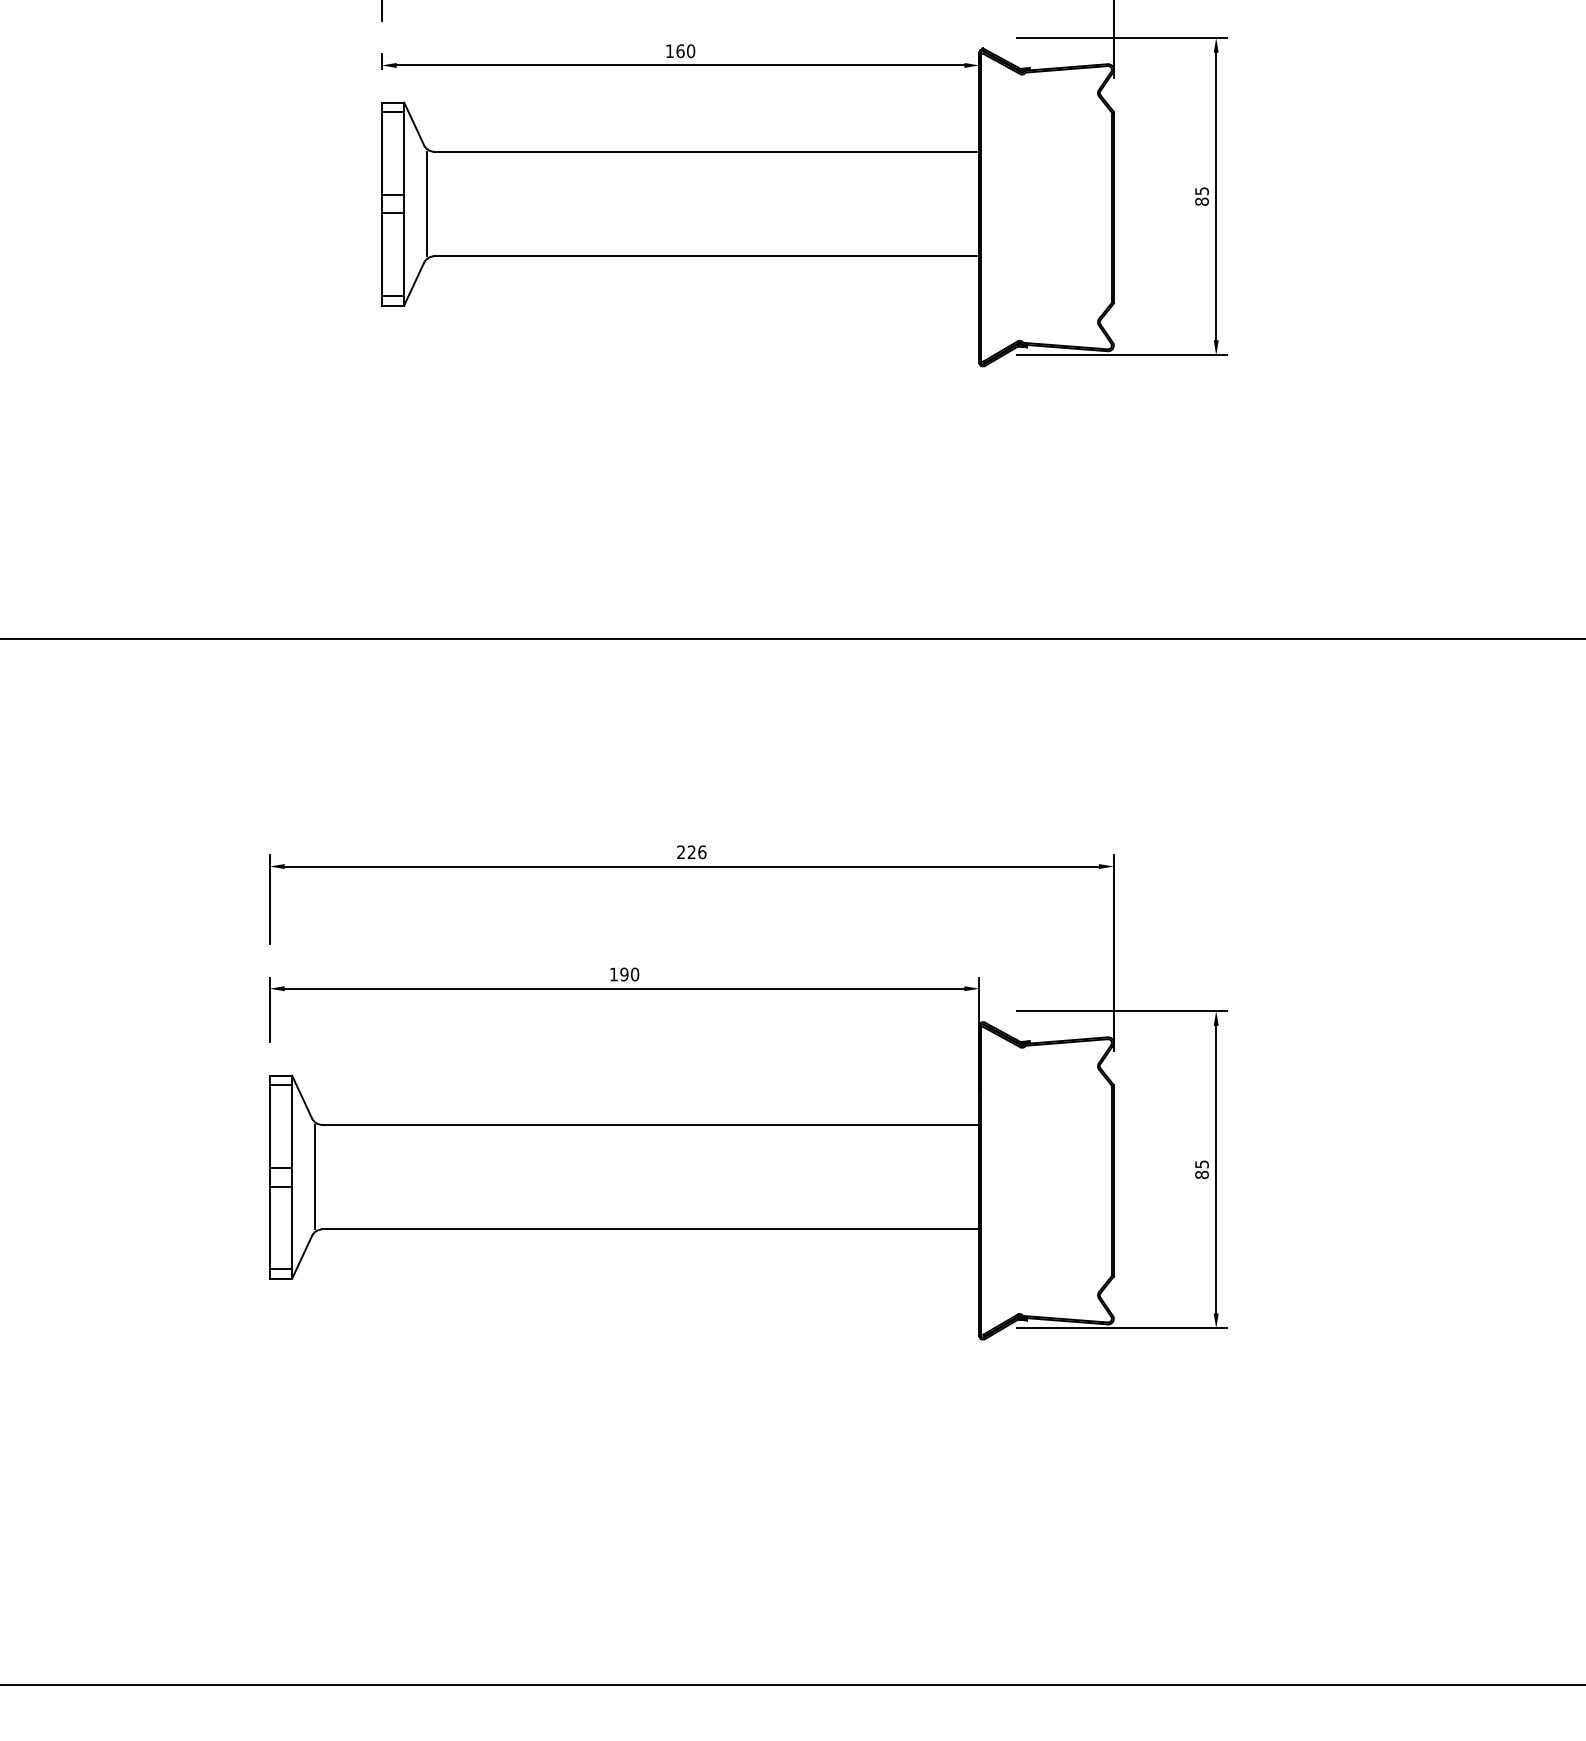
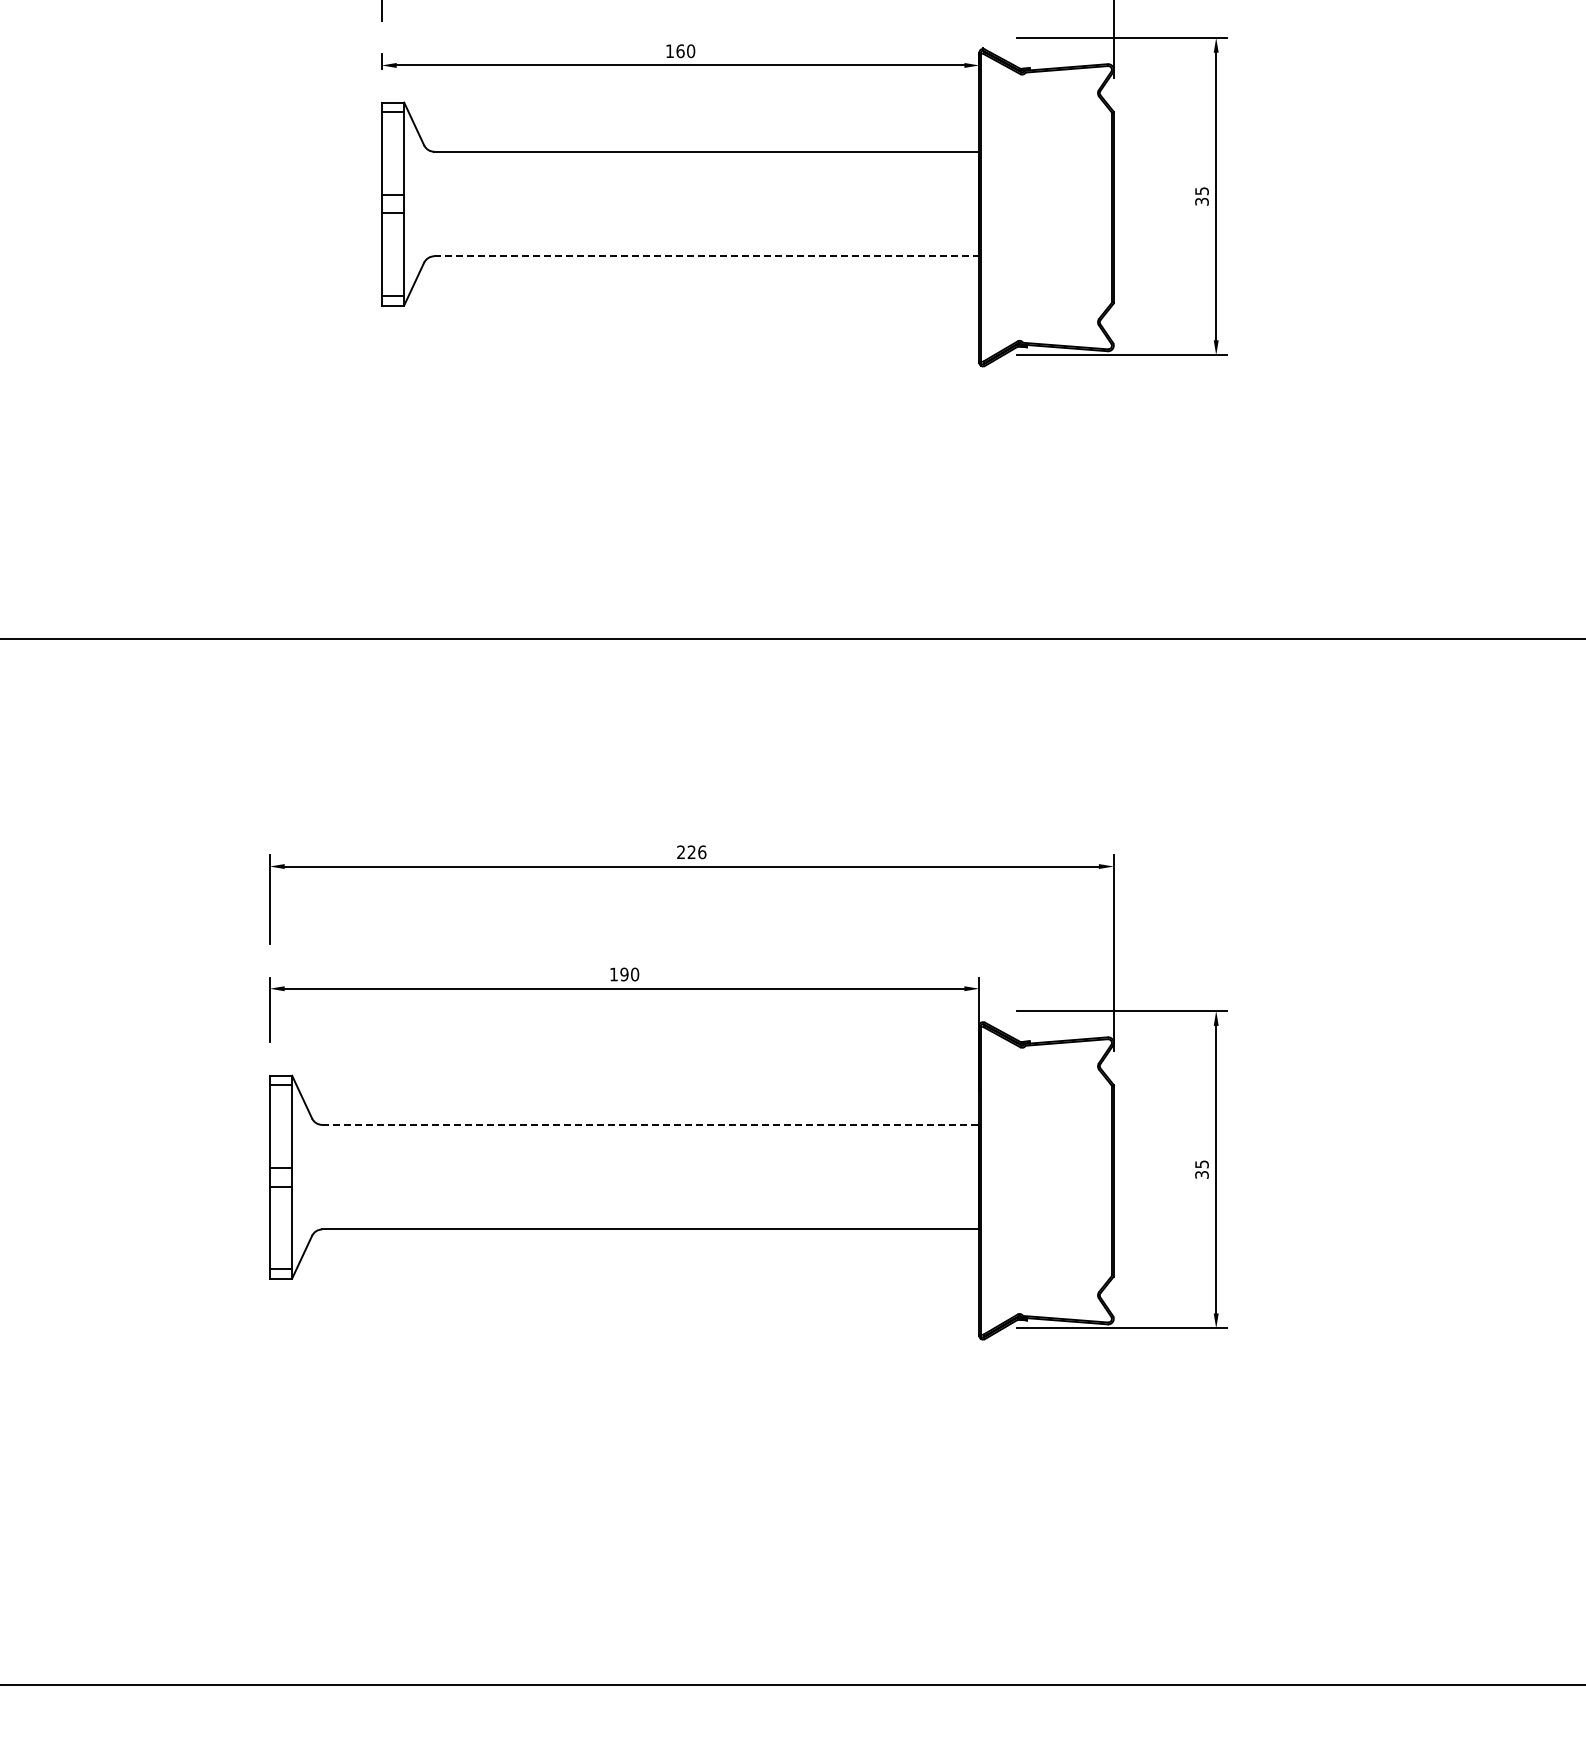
text: 85 -> 35 (1201, 201)
line: present -> none (427, 203)
line: solid -> dashed (706, 256)
line: solid -> dashed (650, 1124)
text: 85 -> 35 (1201, 1174)
line: present -> none (315, 1176)
